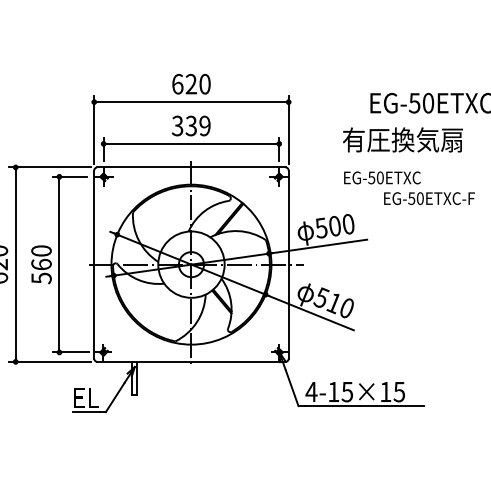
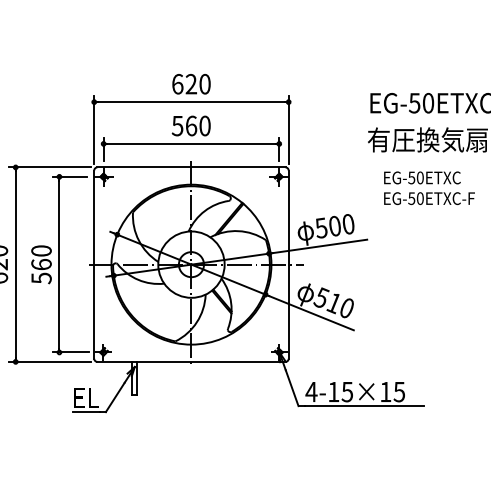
text: 339 -> 560 (191, 125)
text position: (402, 139) -> (427, 139) (427, 139)
text position: (382, 177) -> (422, 177) (422, 177)
